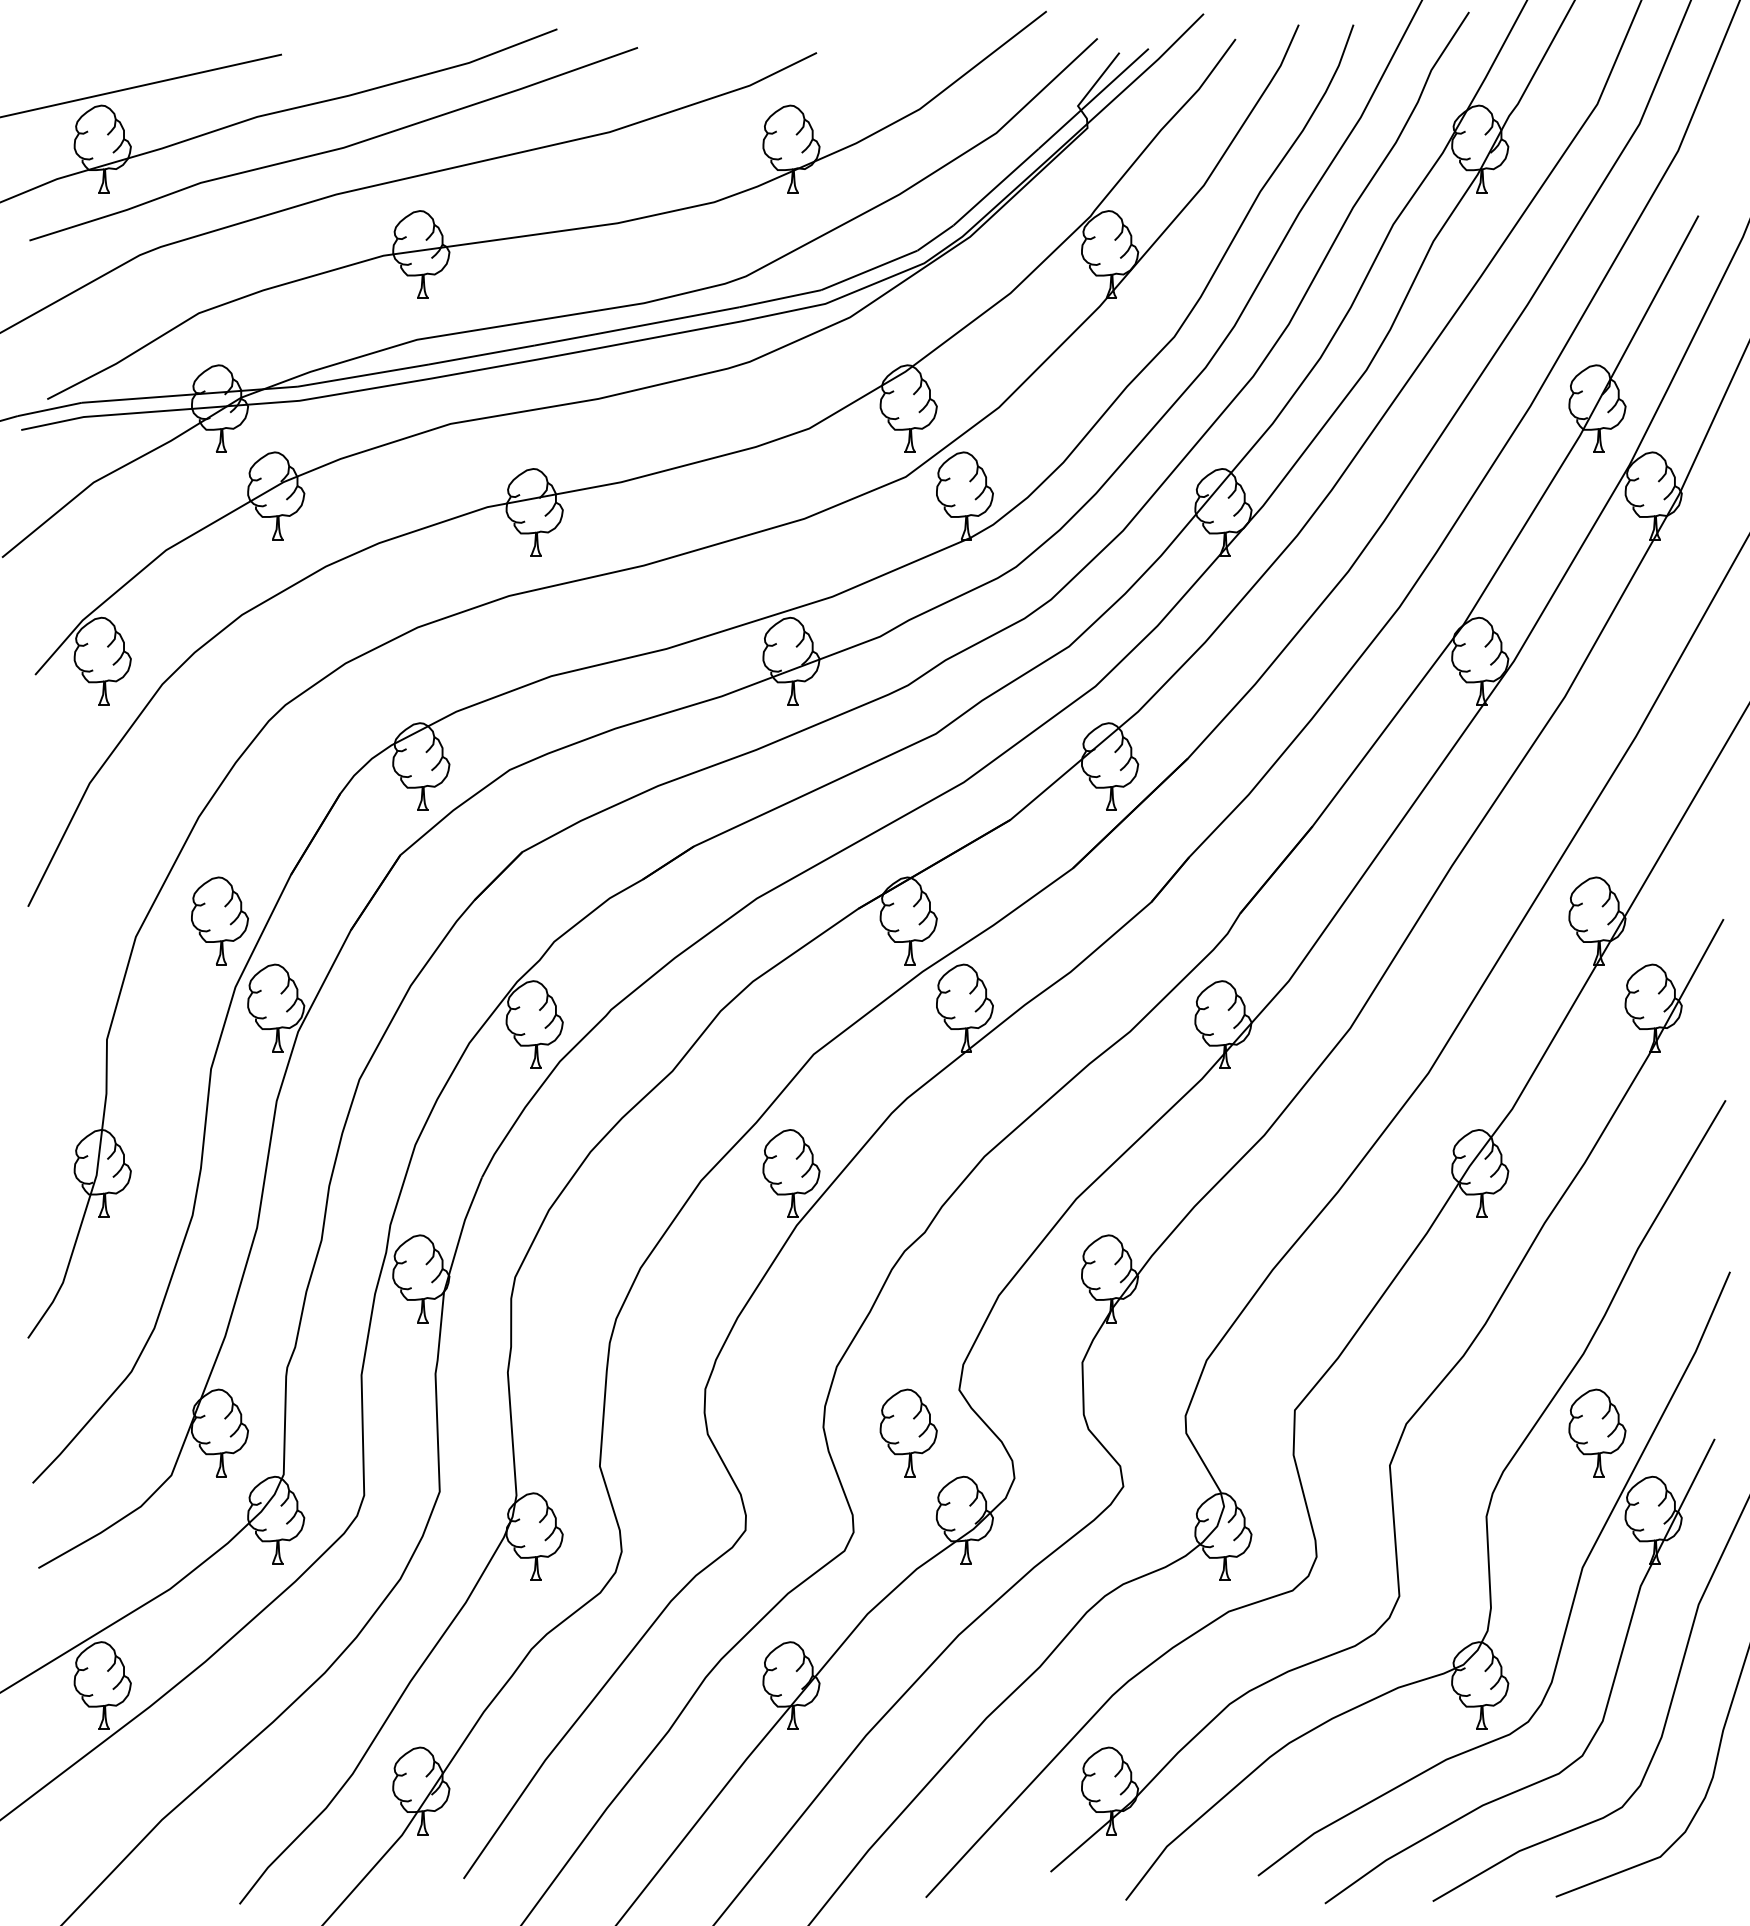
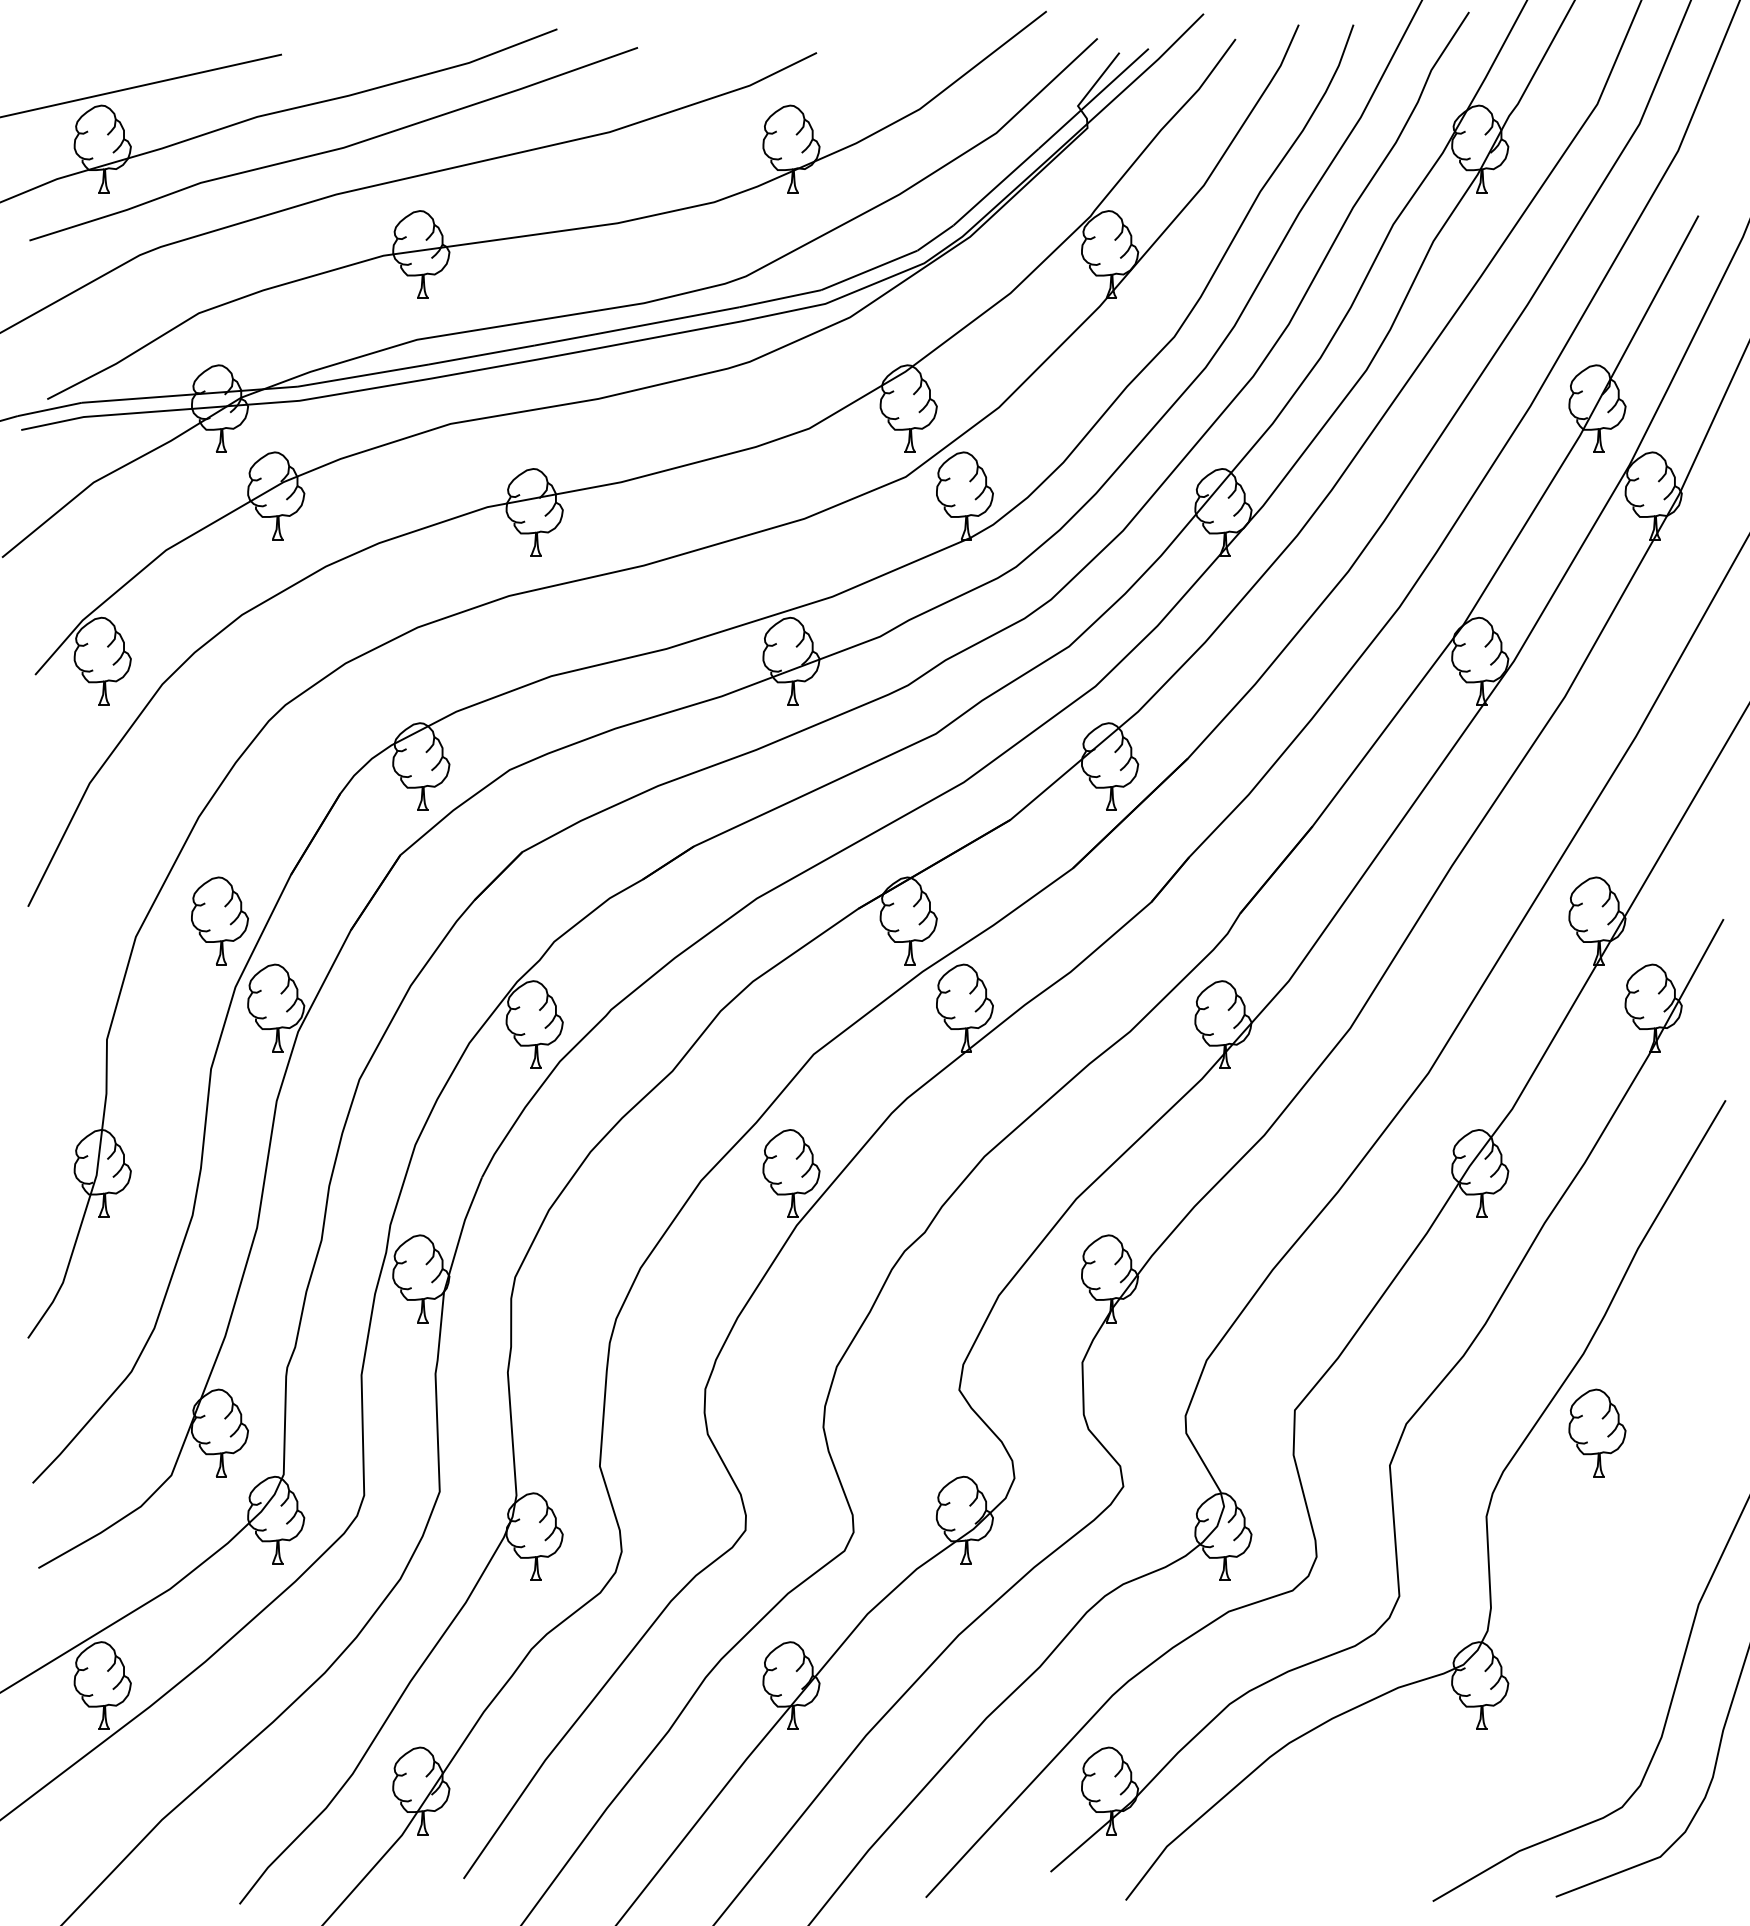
part: present -> none (908, 1432)
part: present -> none (1569, 1611)
